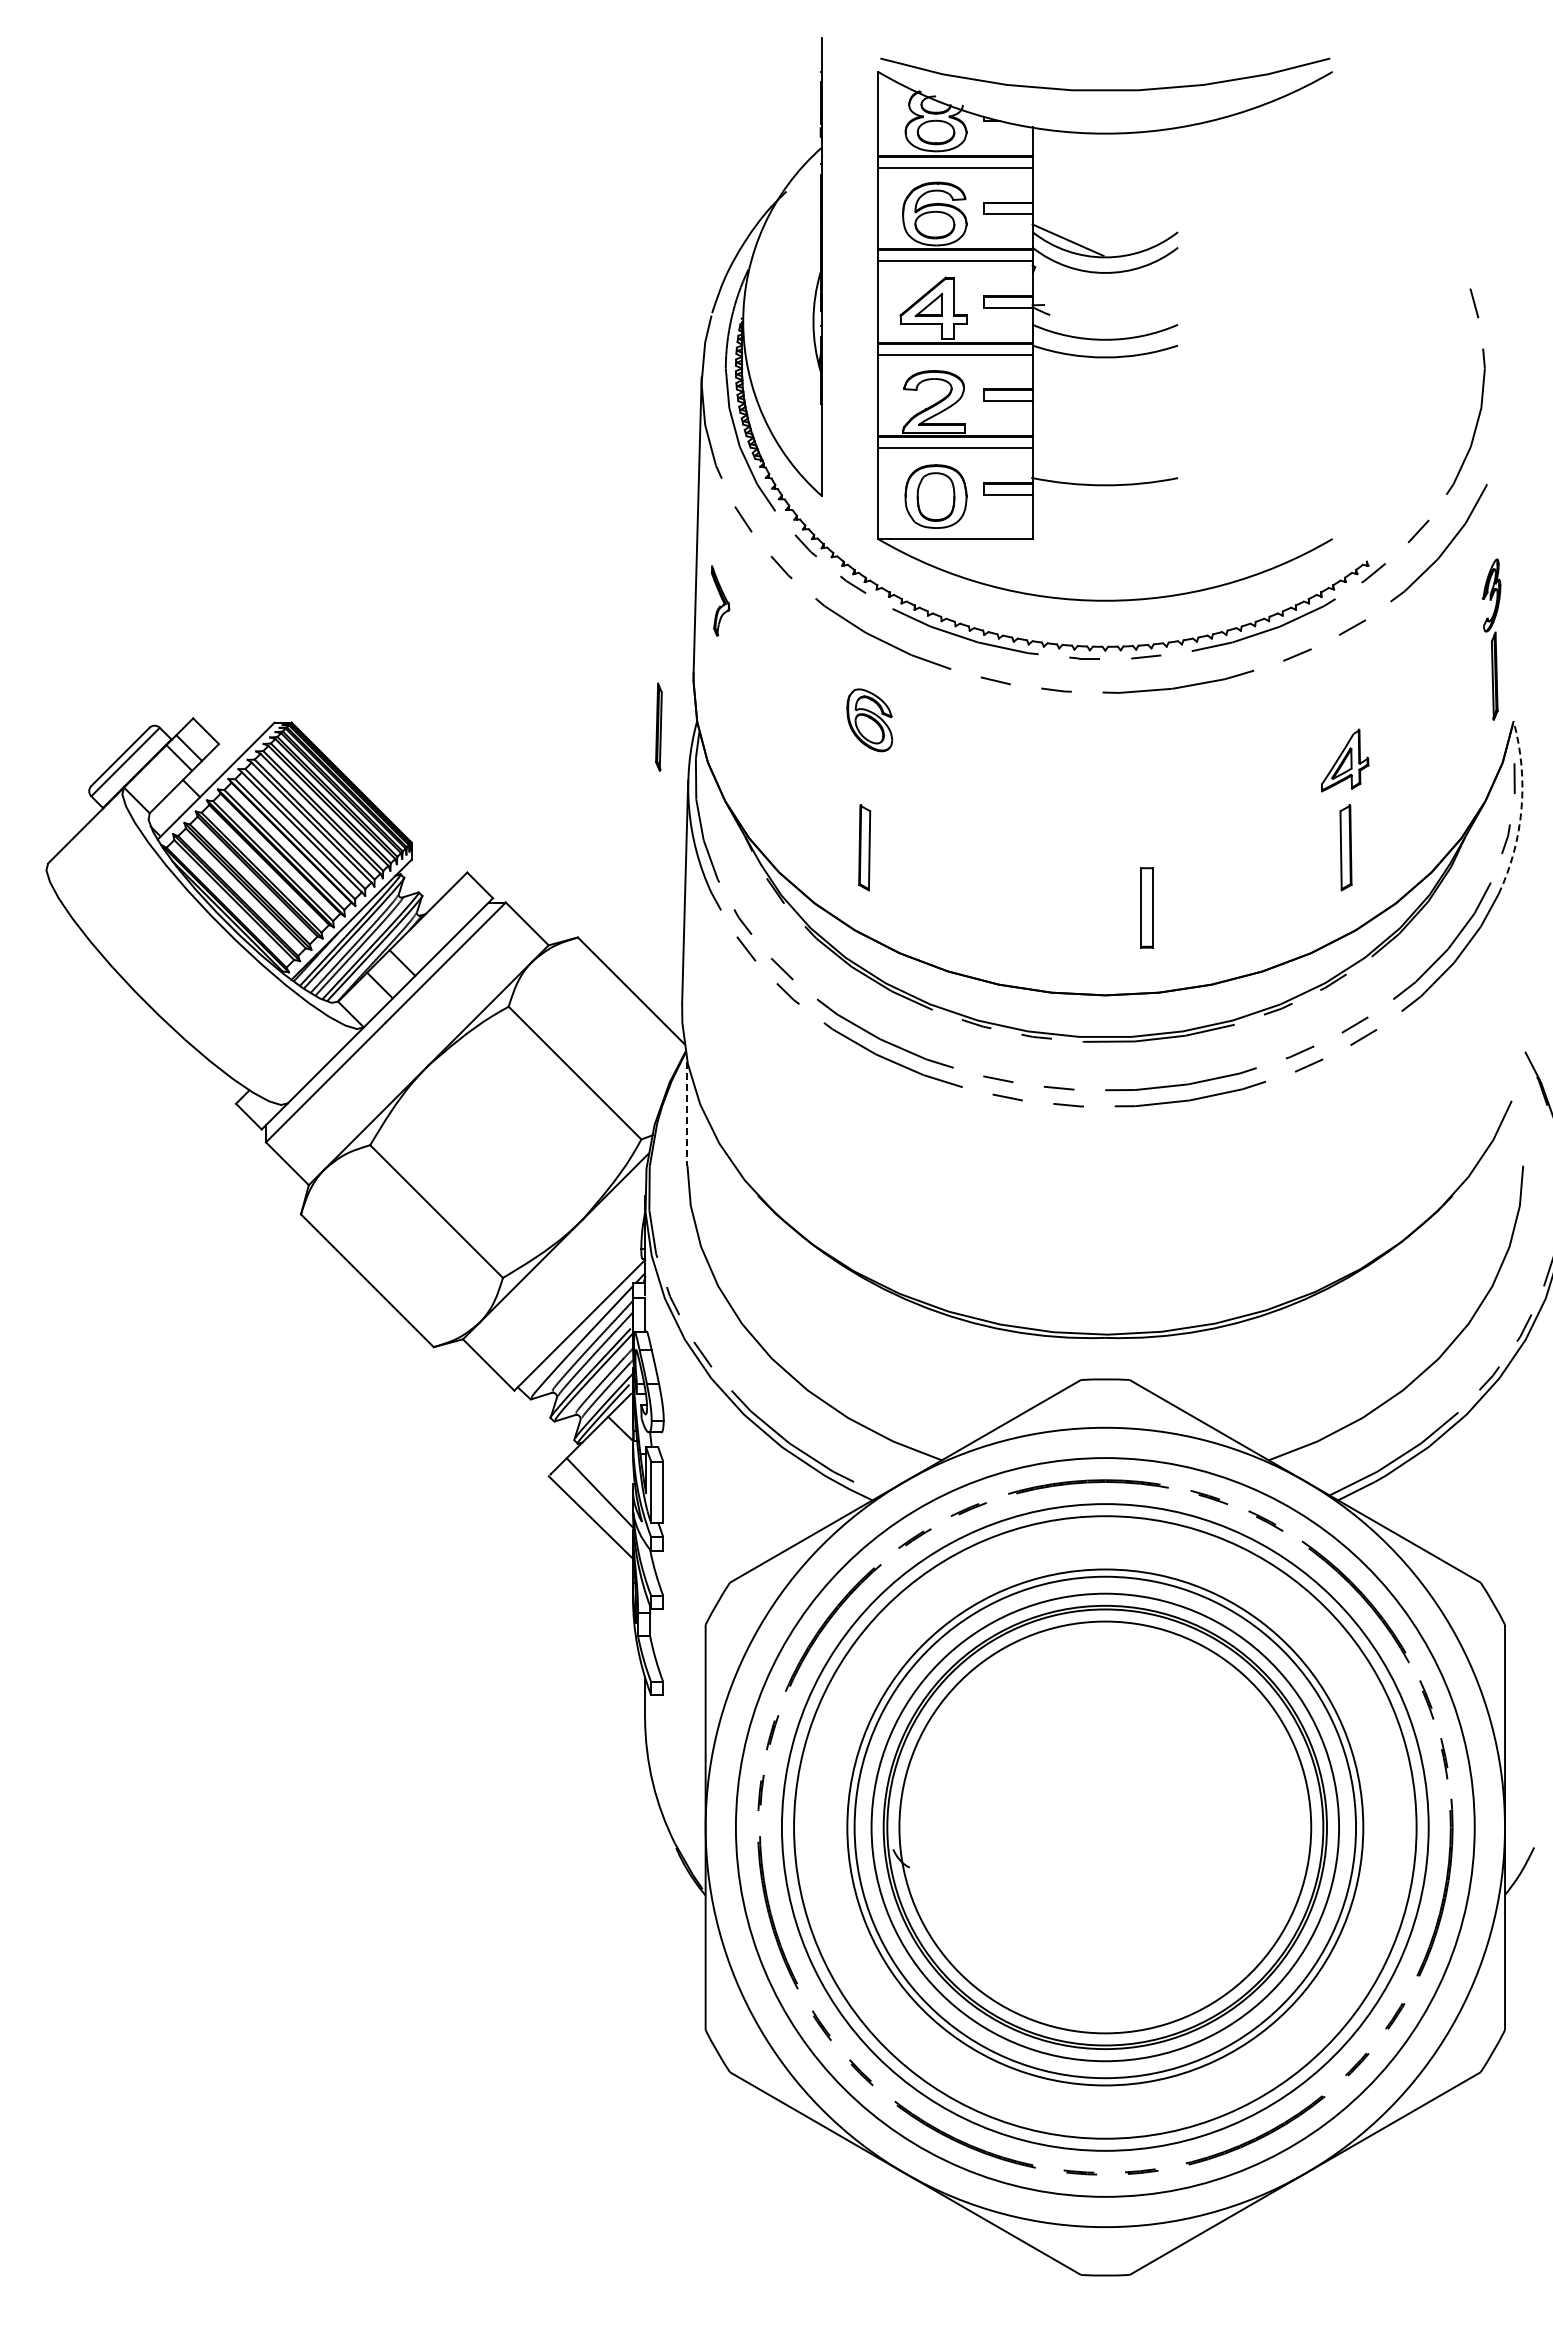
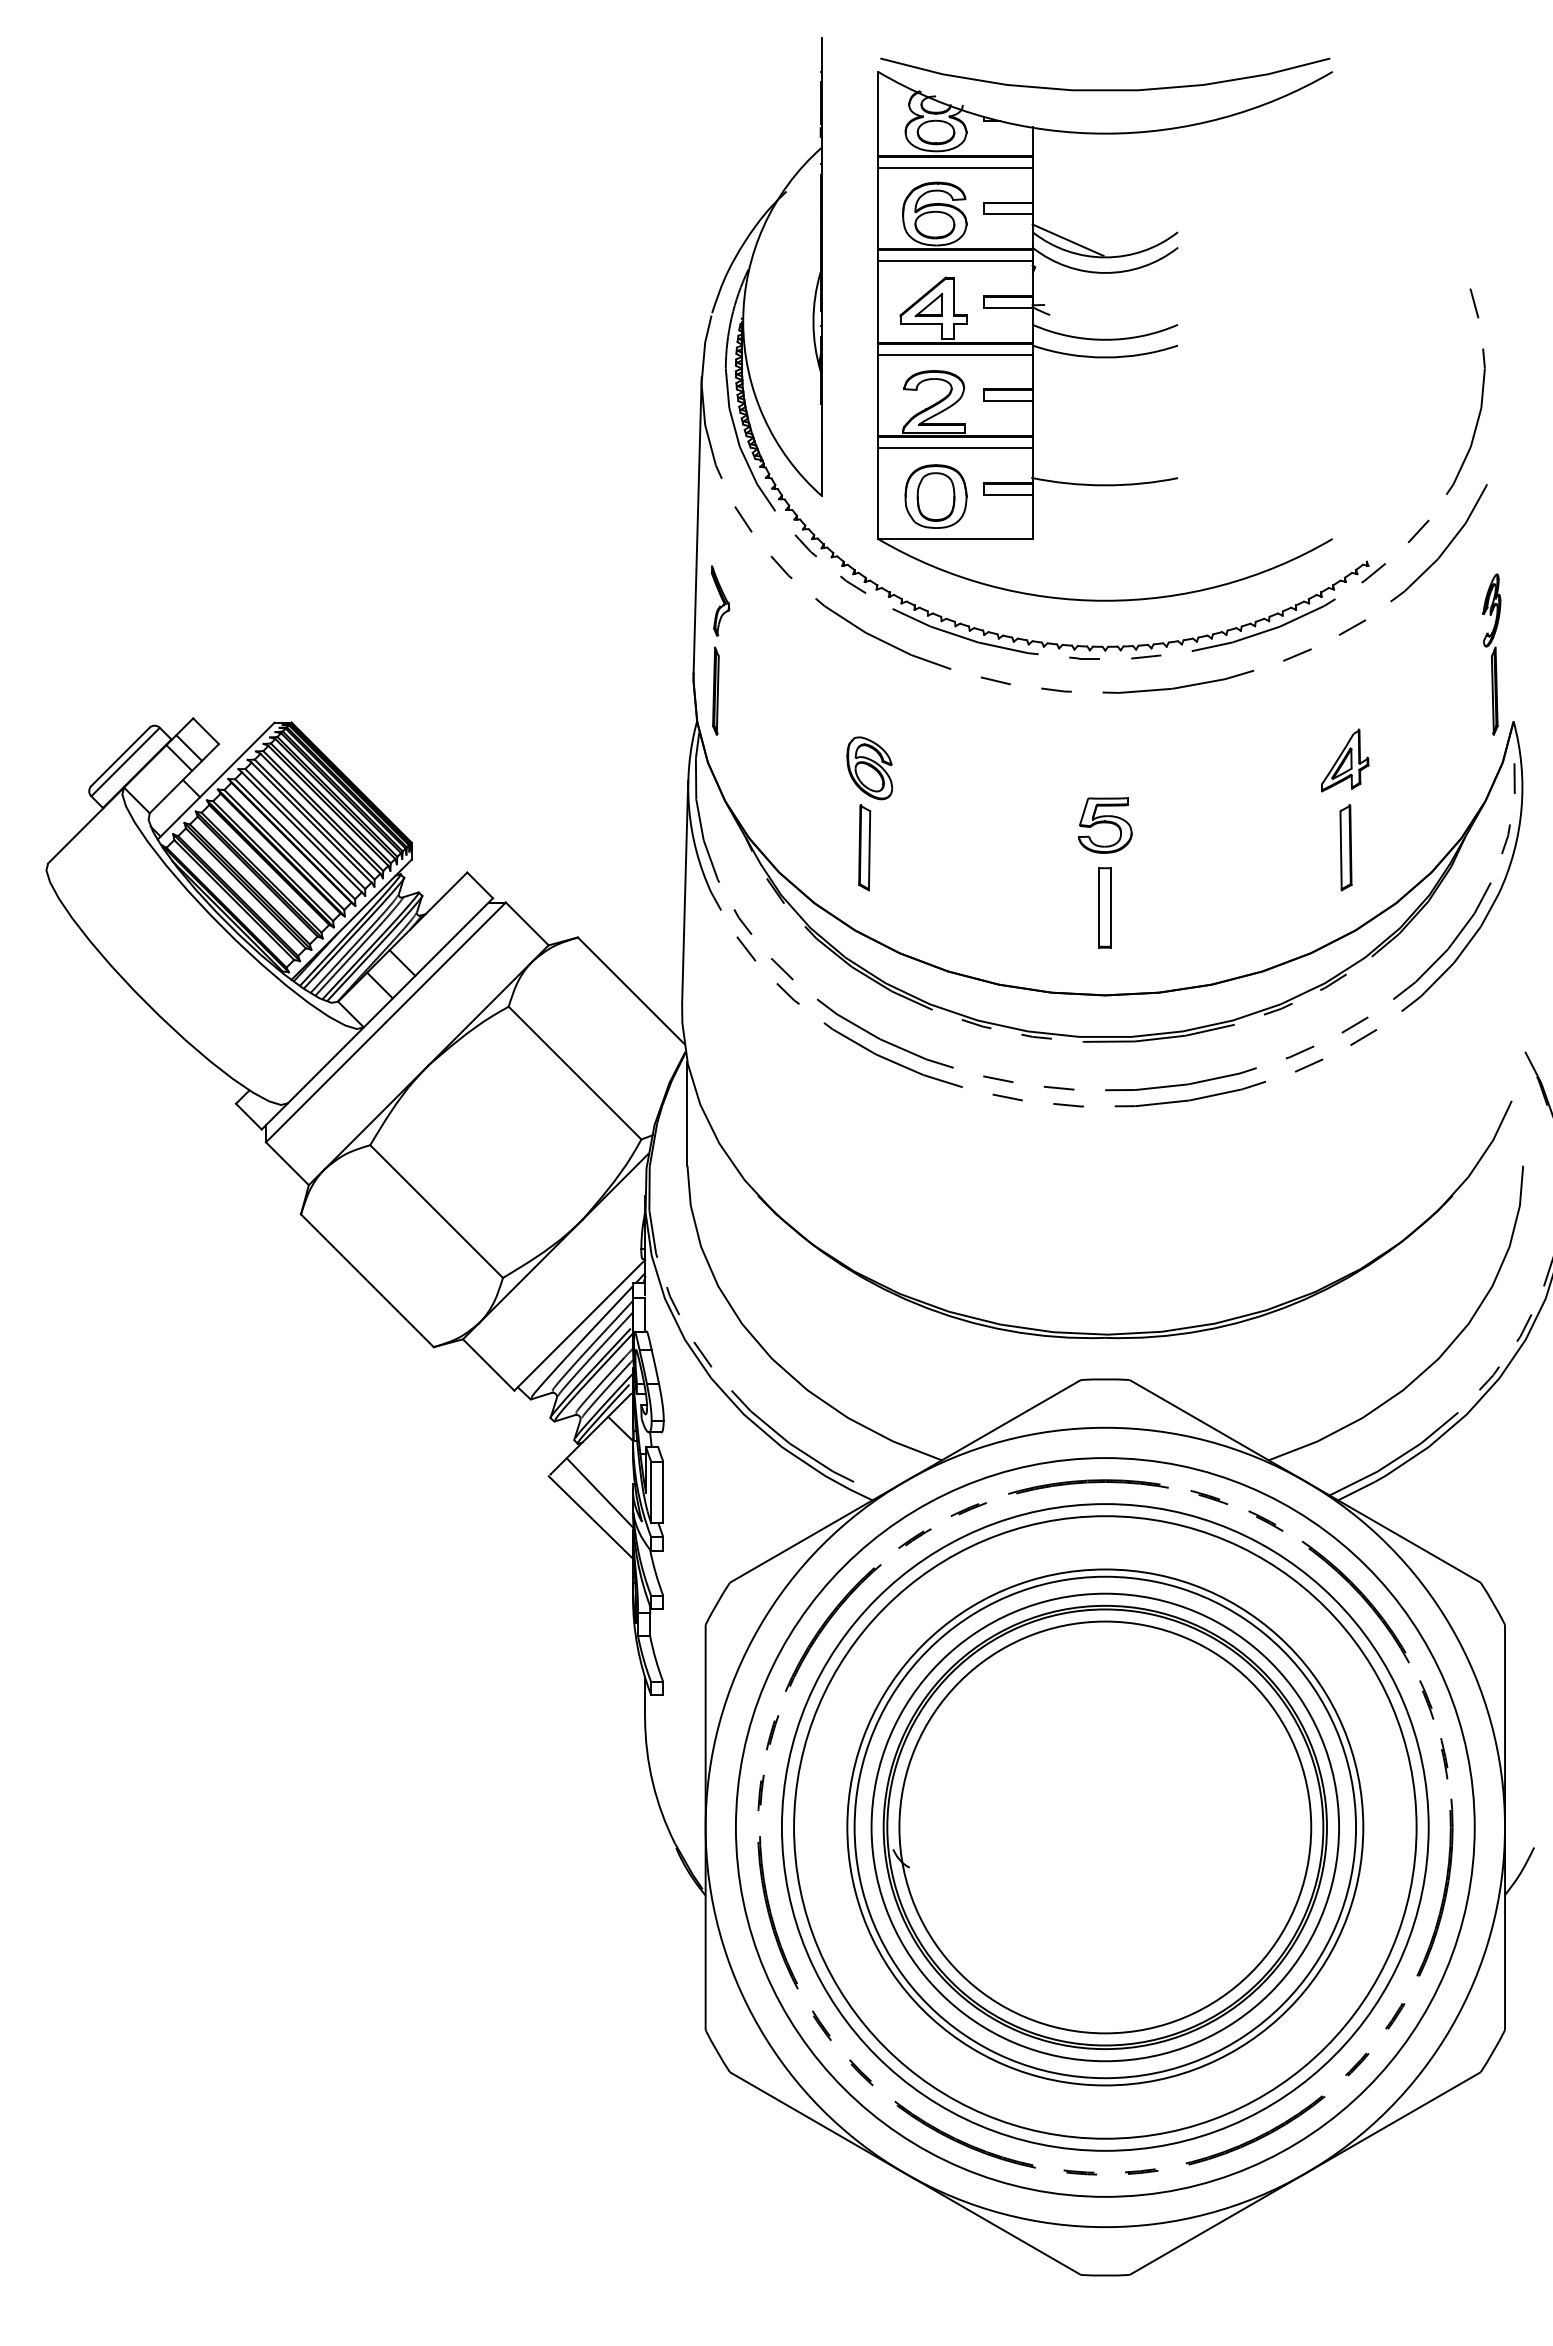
part position: (1491, 639) -> (1491, 654) (1491, 654)
part position: (869, 720) -> (869, 768) (869, 768)
part position: (658, 726) -> (715, 690) (715, 690)
arc: dashed -> solid (1521, 809)
part: none -> present (1104, 825)
part position: (1146, 907) -> (1104, 907) (1104, 907)
line: dashed -> solid (687, 1113)
